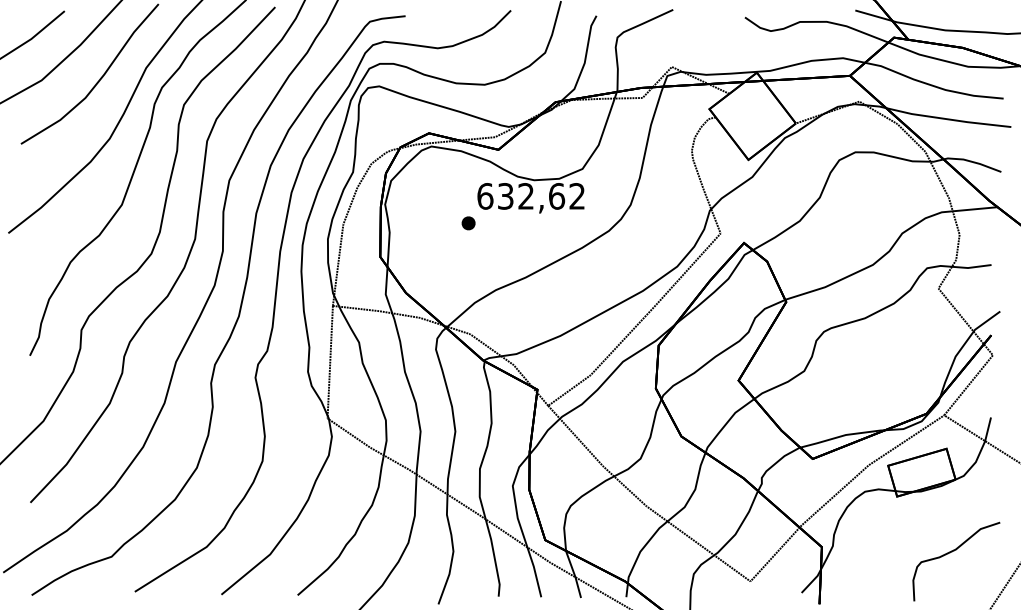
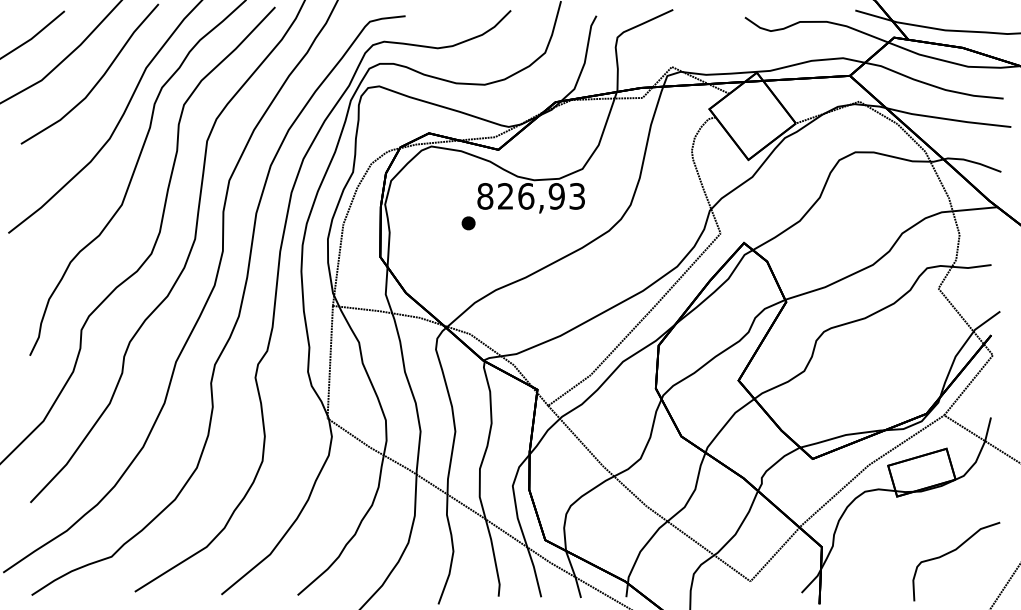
text: 632,62 -> 826,93 (530, 196)
